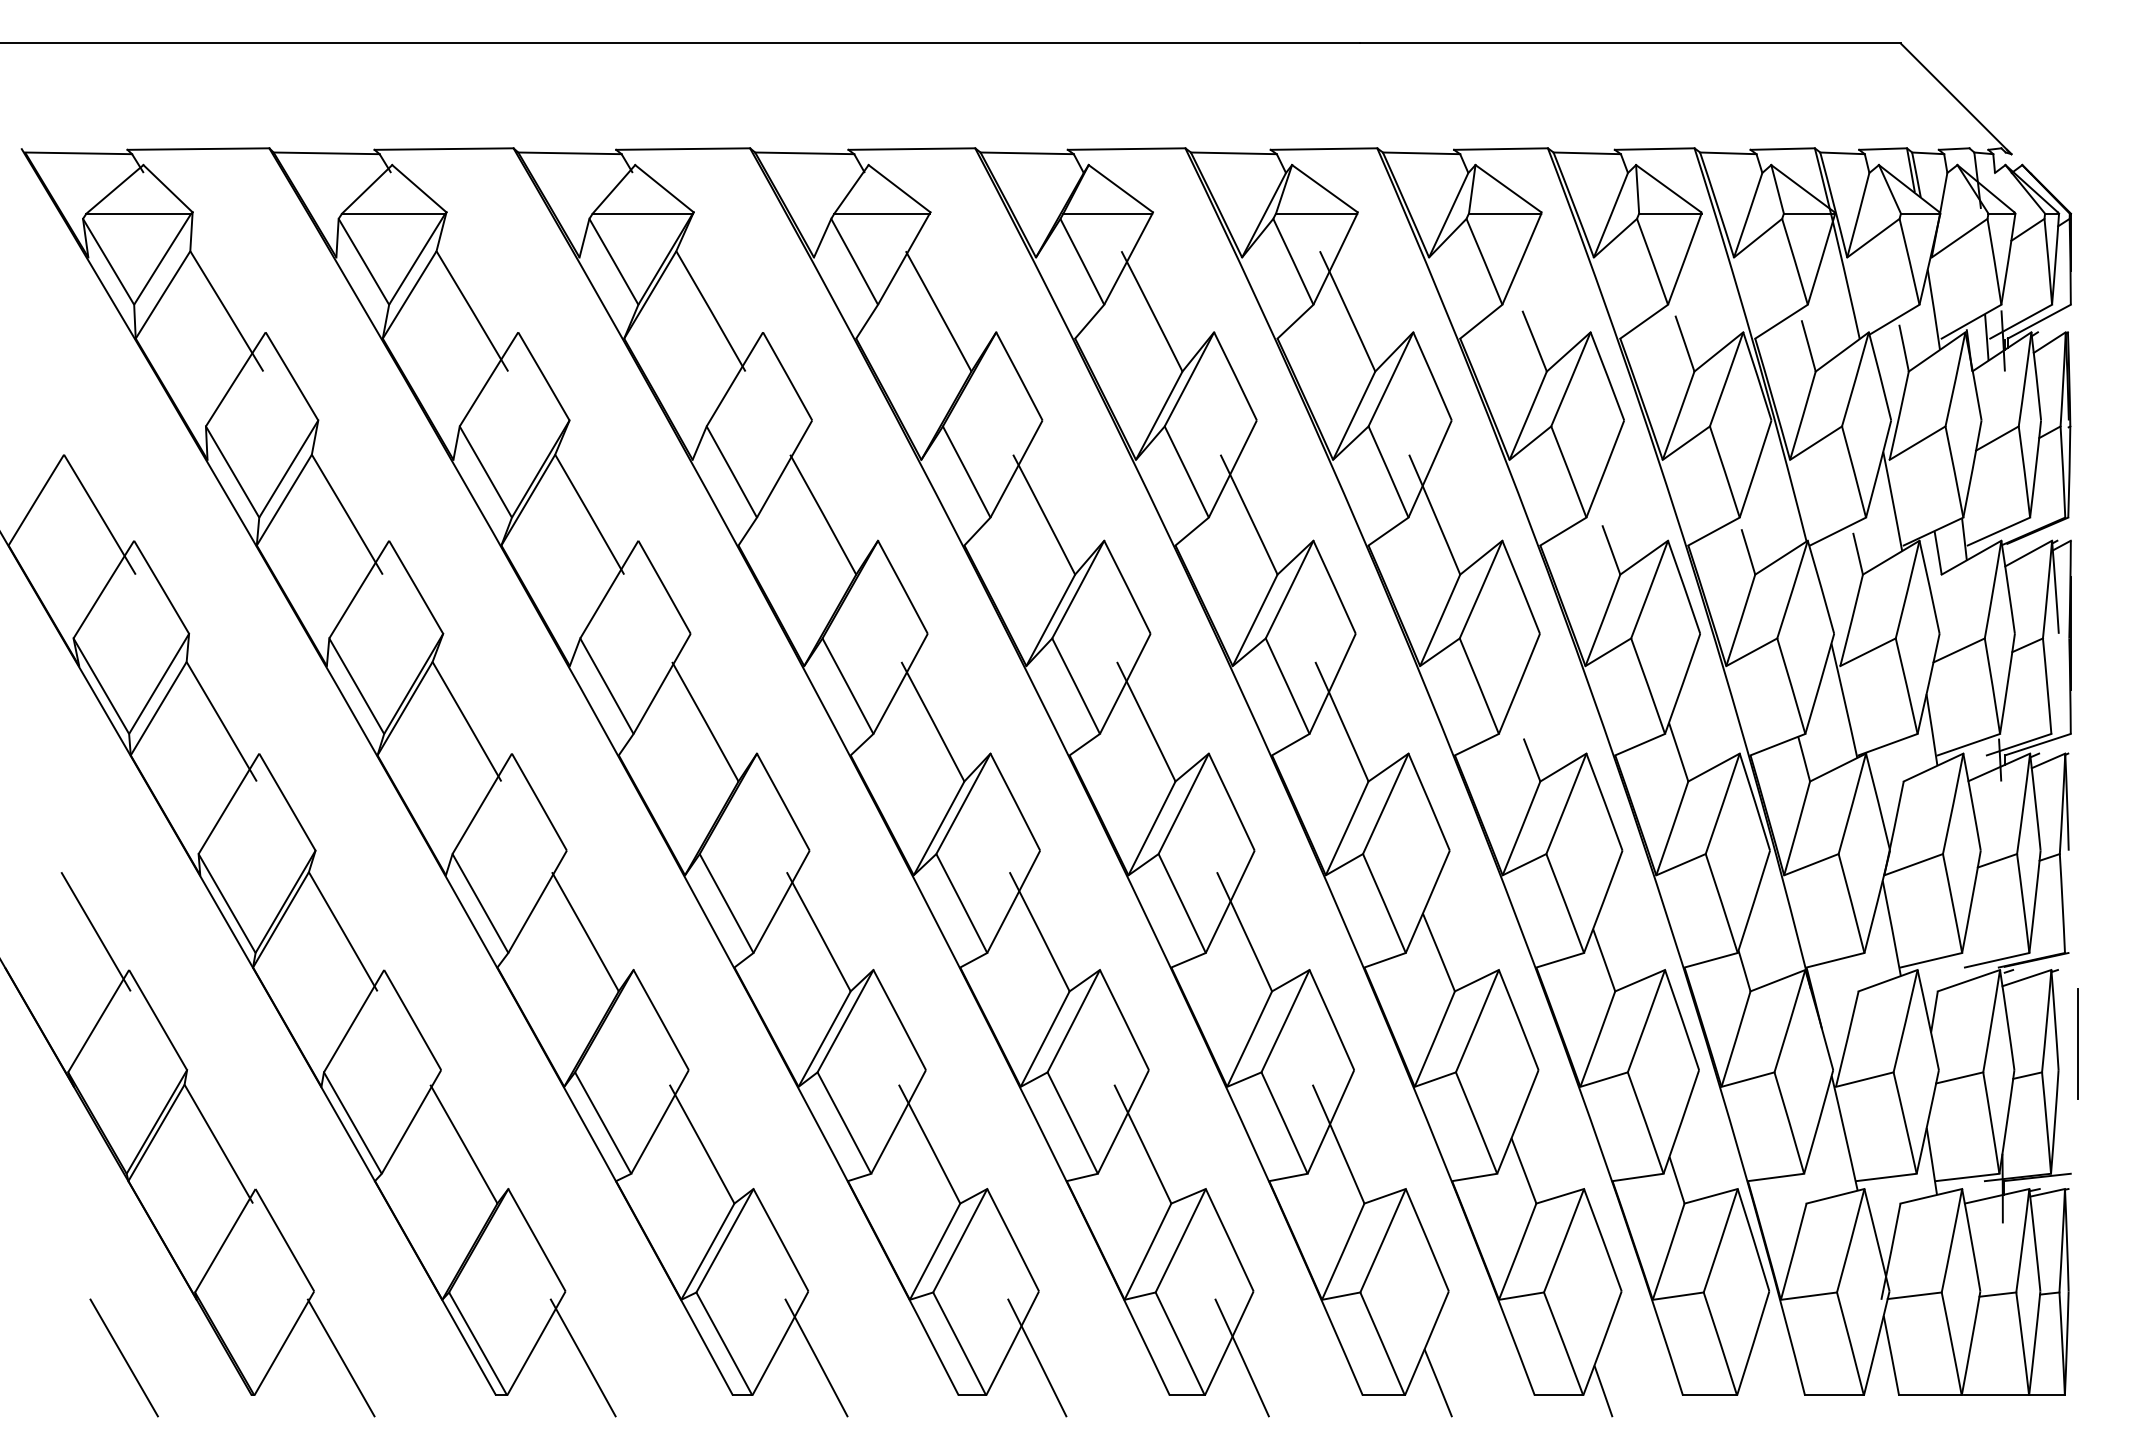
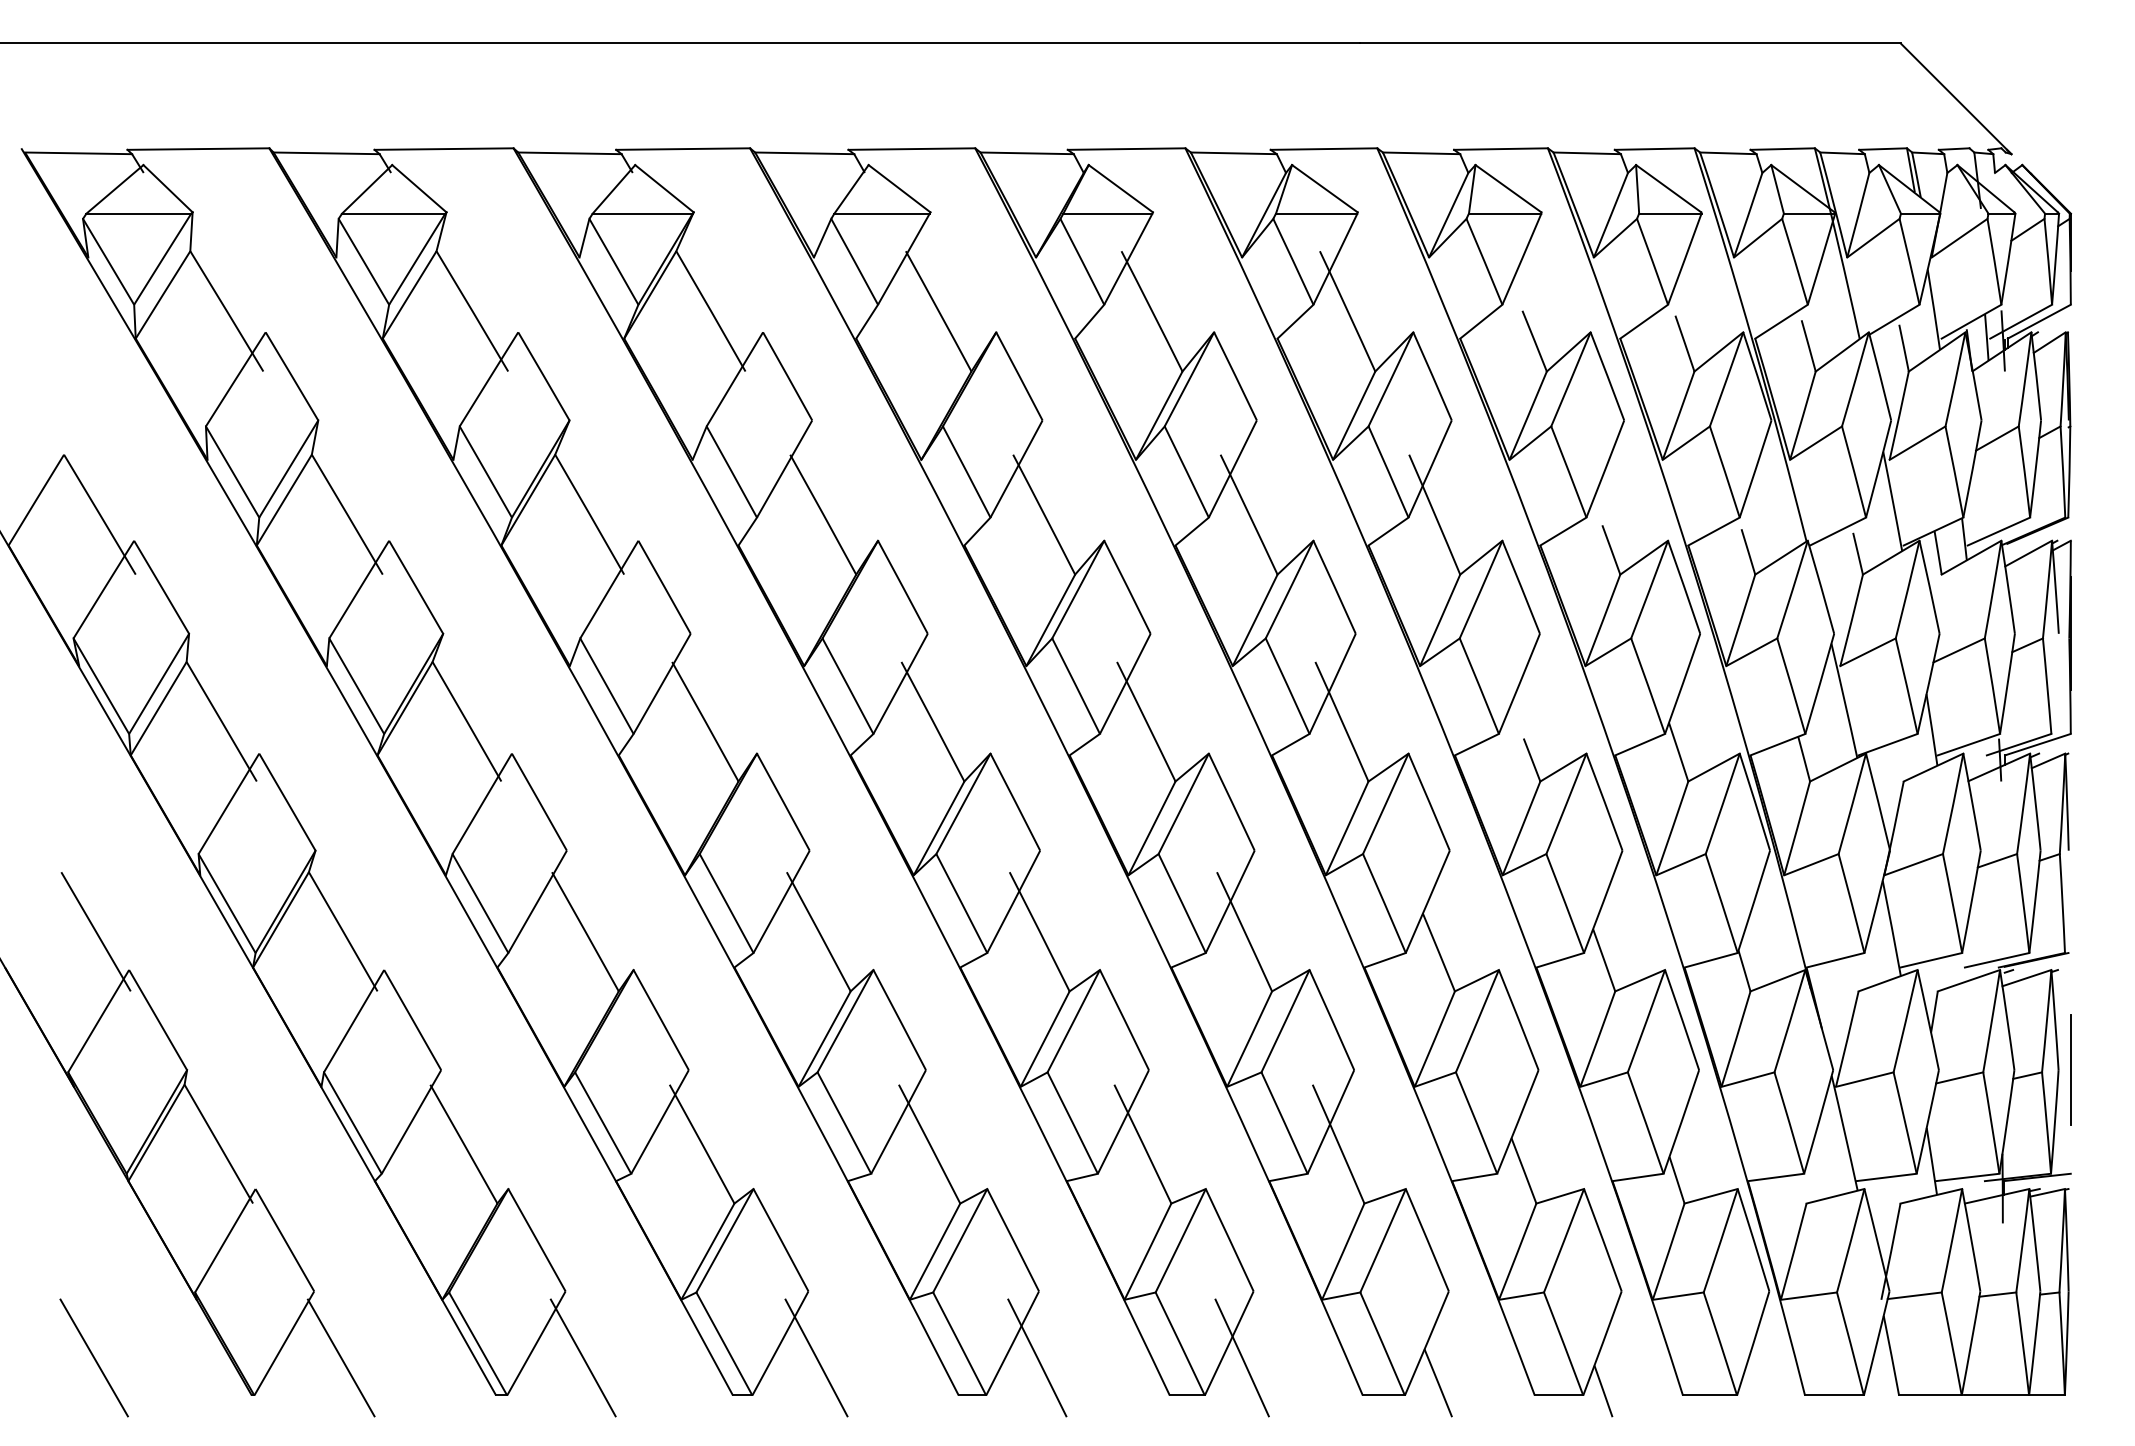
line position: (2077, 1043) -> (2070, 1069) (2070, 1069)
line position: (123, 1357) -> (93, 1357) (93, 1357)
